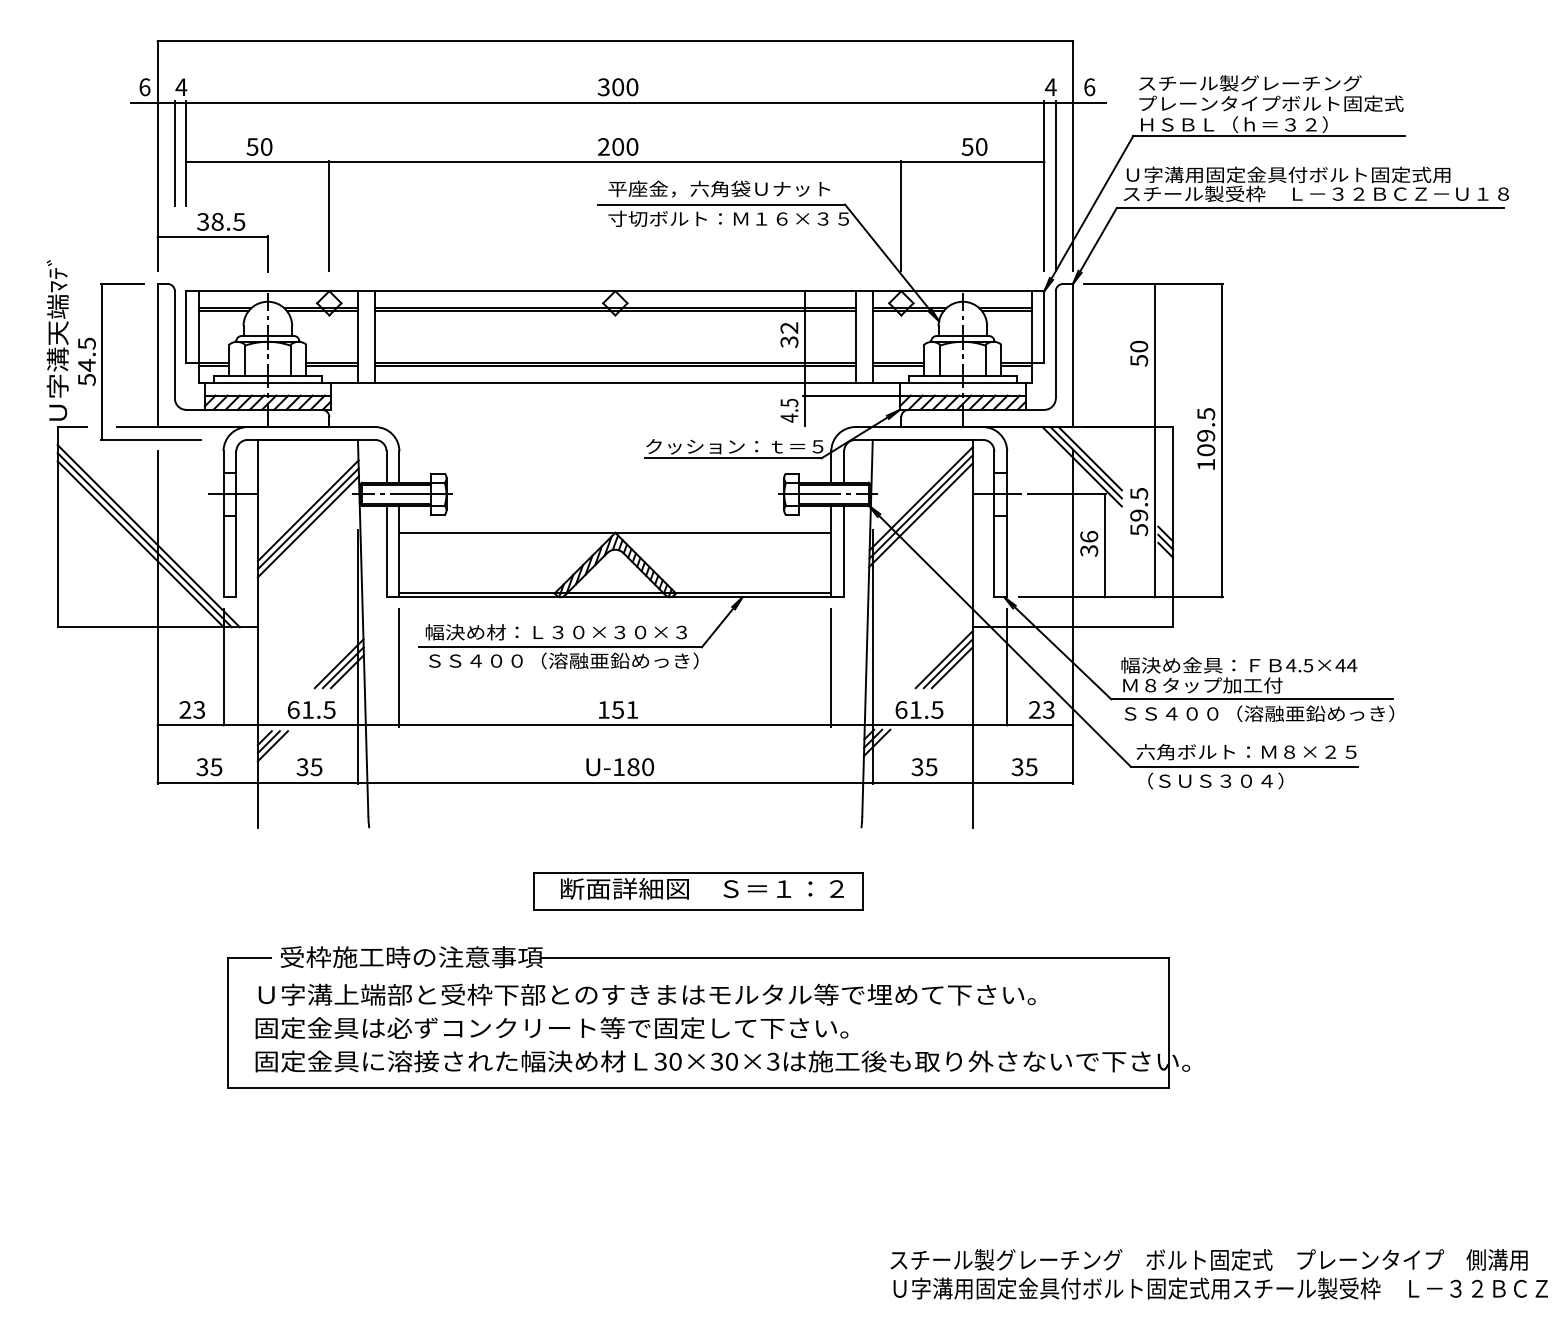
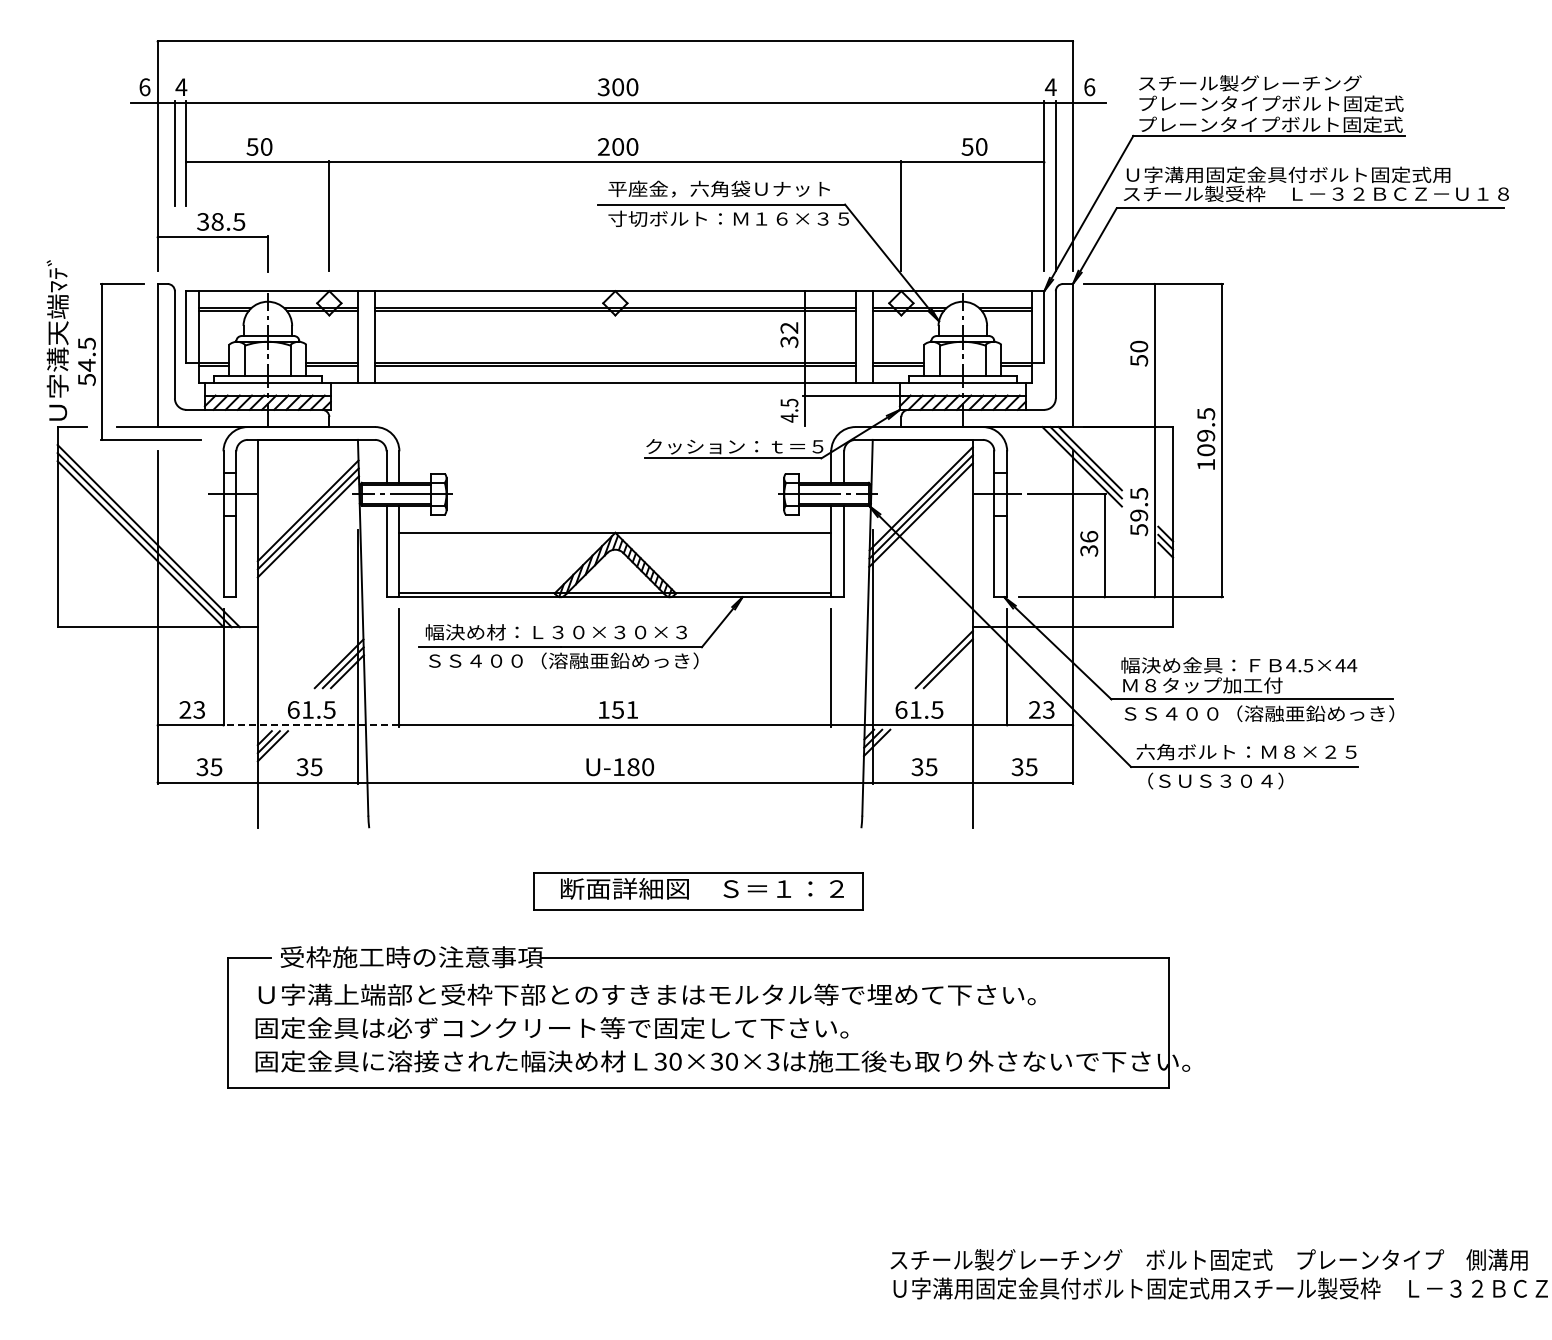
text: ＨＳＢＬ（ｈ＝３２） -> プレーンタイプボルト固定式 (1270, 124)
line: present -> none (951, 667)
line: solid -> dashed (311, 725)
